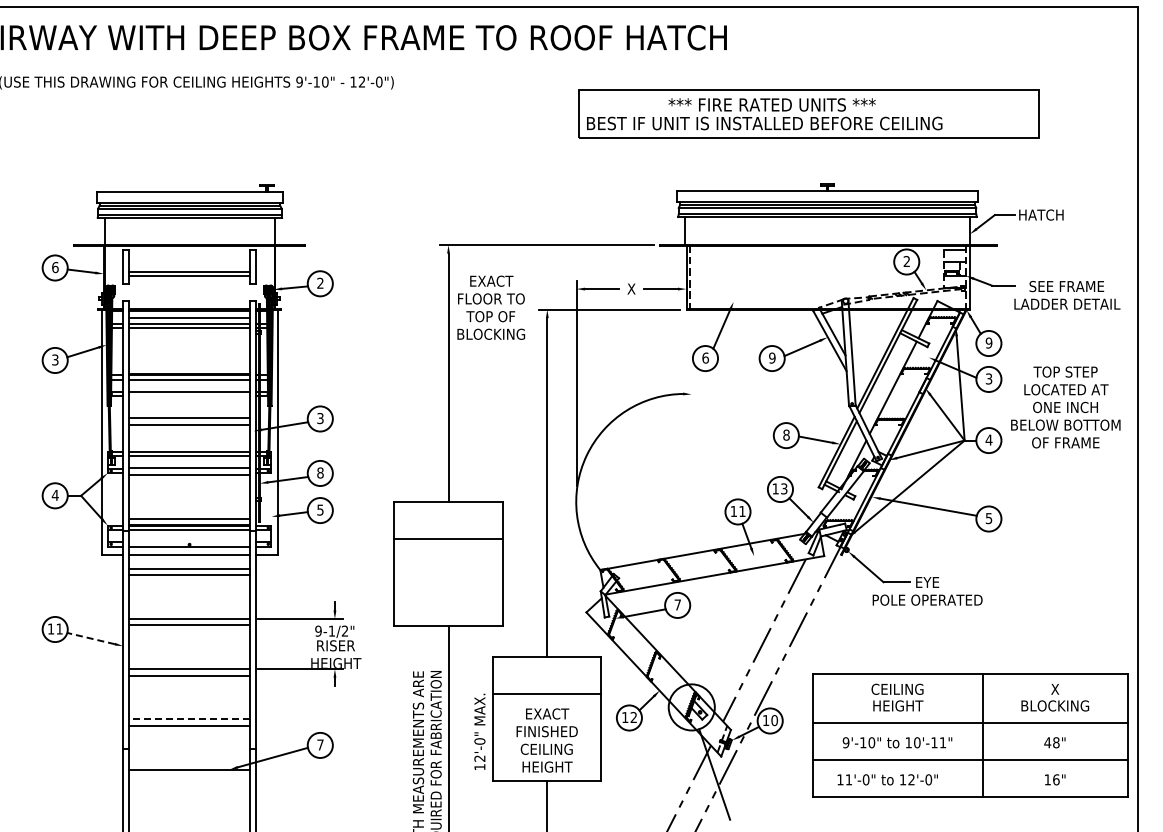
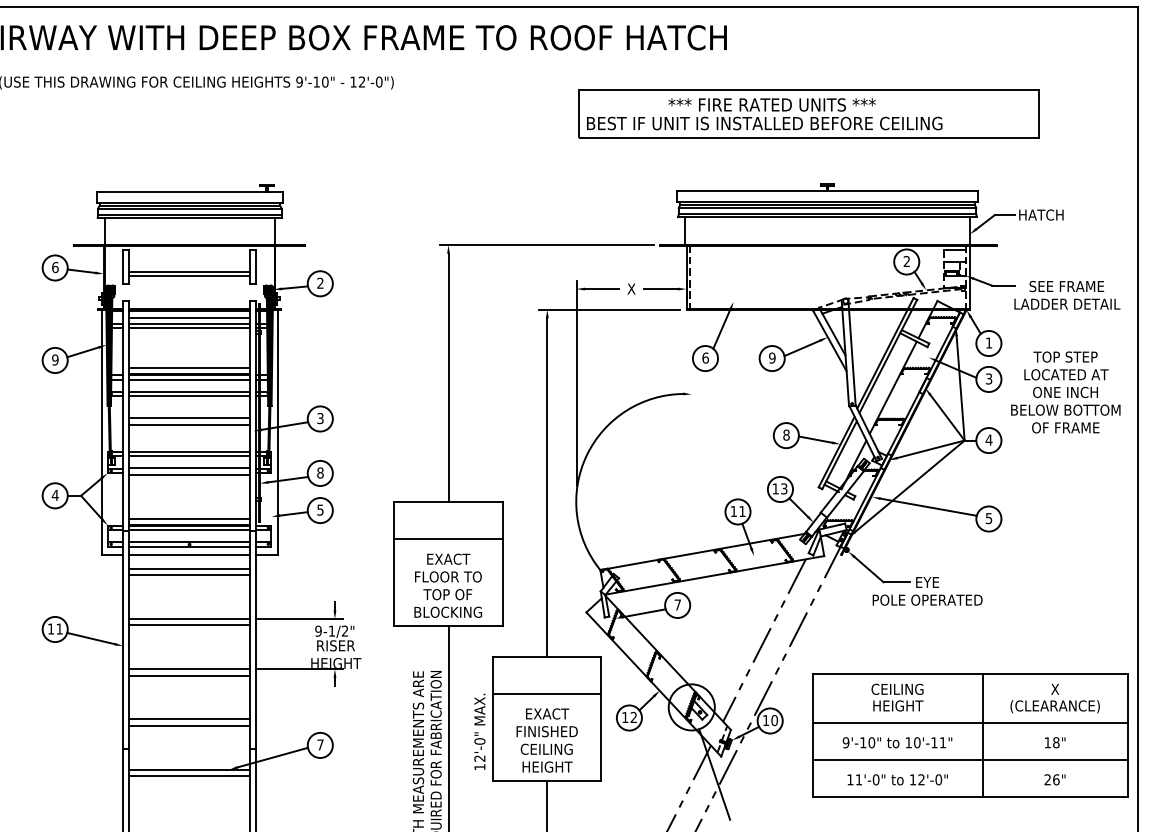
text position: (491, 307) -> (448, 585) (448, 585)
text: 9 -> 1 (988, 342)
text: 3 -> 9 (55, 359)
line: none -> present (189, 368)
line: none -> present (189, 396)
text position: (1065, 407) -> (1065, 392) (1065, 392)
line: none -> present (189, 542)
line: dashed -> solid (90, 638)
text: BLOCKING -> (CLEARANCE) (1054, 706)
line: dashed -> solid (189, 719)
text: 48" -> 18" (1047, 742)
line: none -> present (189, 776)
text position: (887, 779) -> (897, 779) (897, 779)
text: 16" -> 26" (1047, 779)
